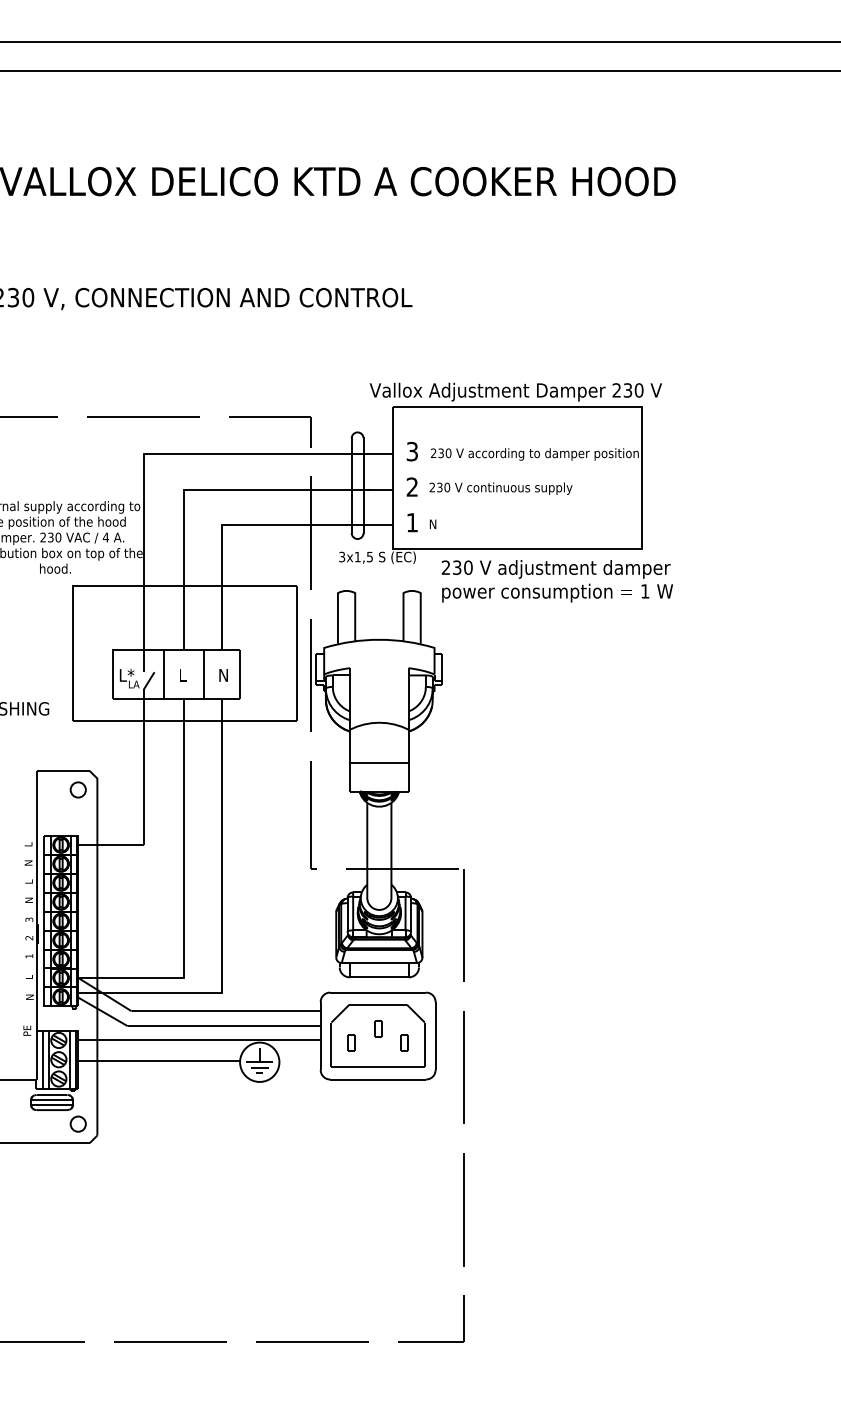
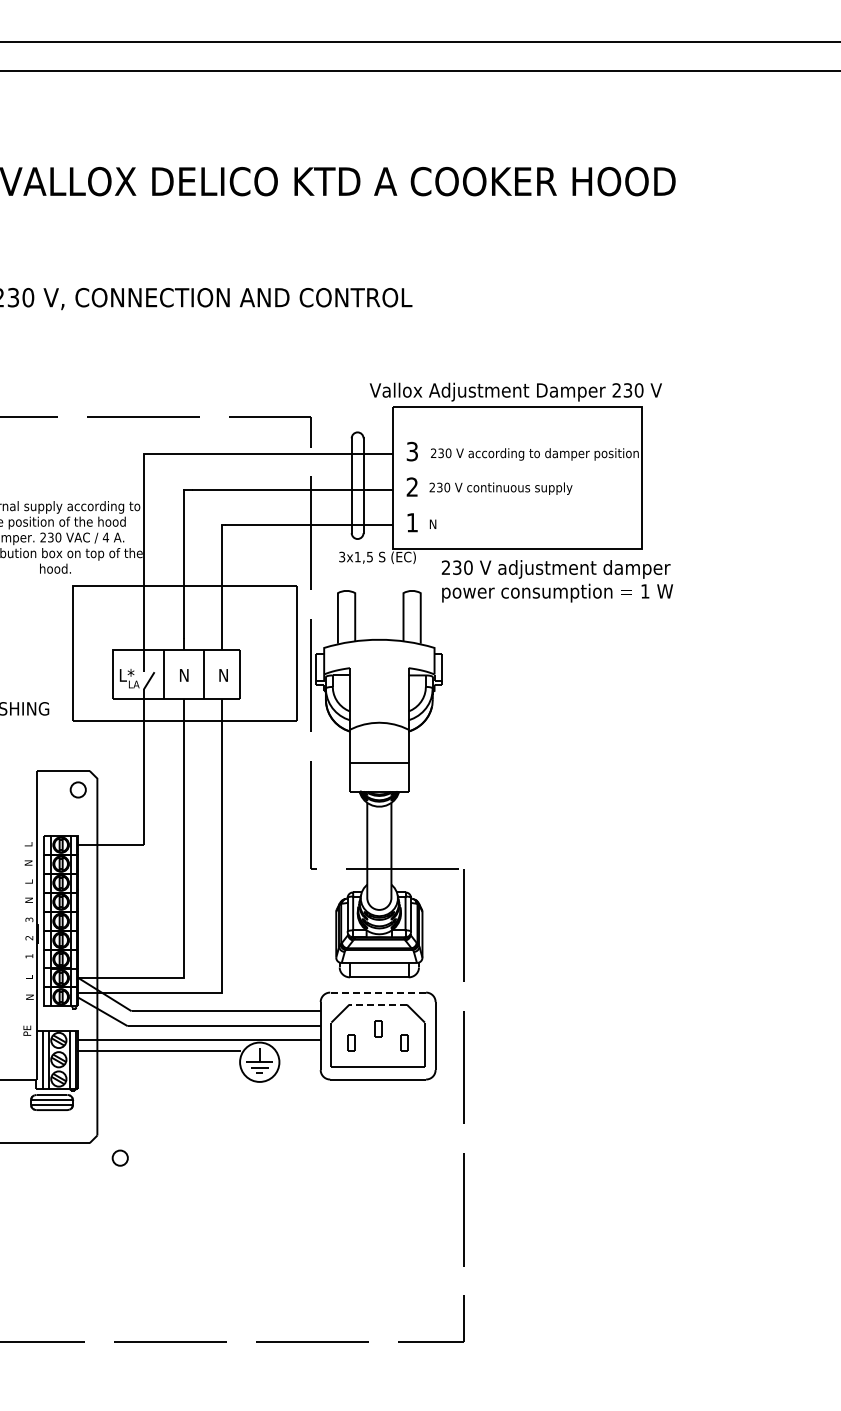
text: L -> N (184, 675)
line: solid -> dashed (378, 992)
line: solid -> dashed (378, 1004)
line position: (159, 1061) -> (159, 1051) (159, 1051)
circle position: (77, 1123) -> (119, 1157) (119, 1157)
